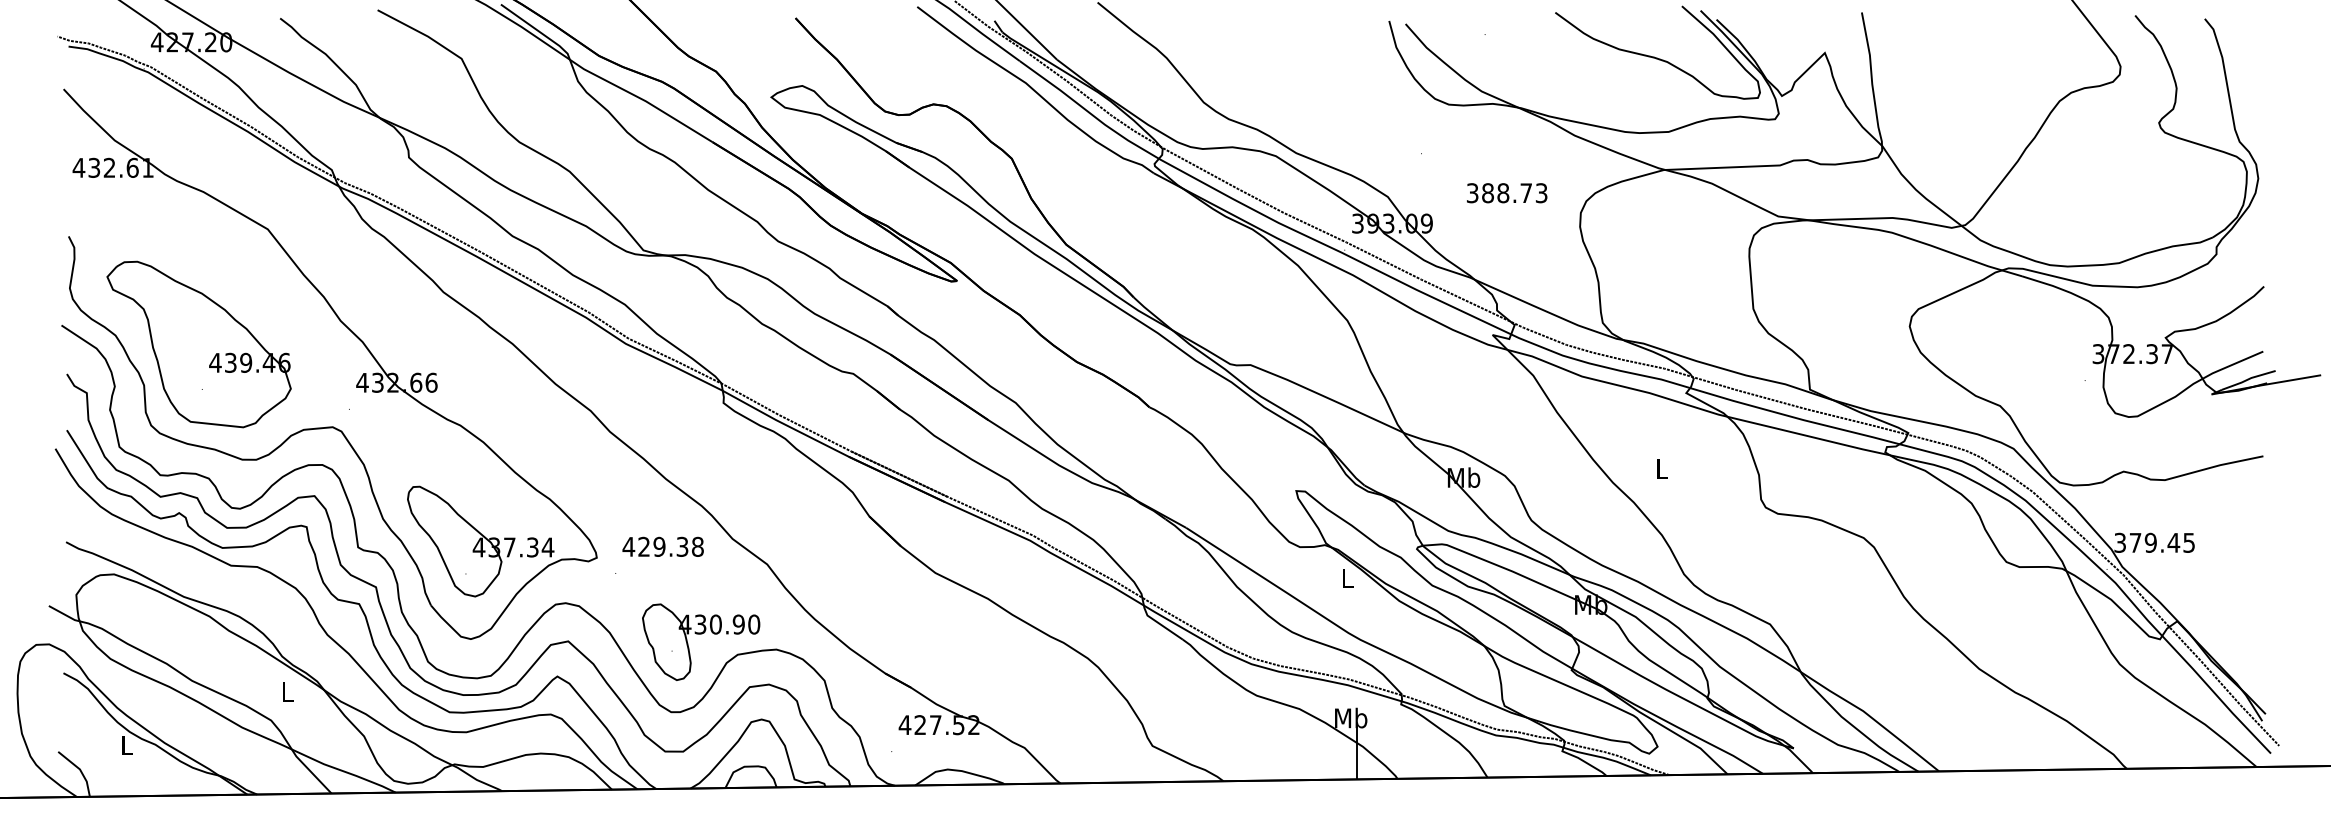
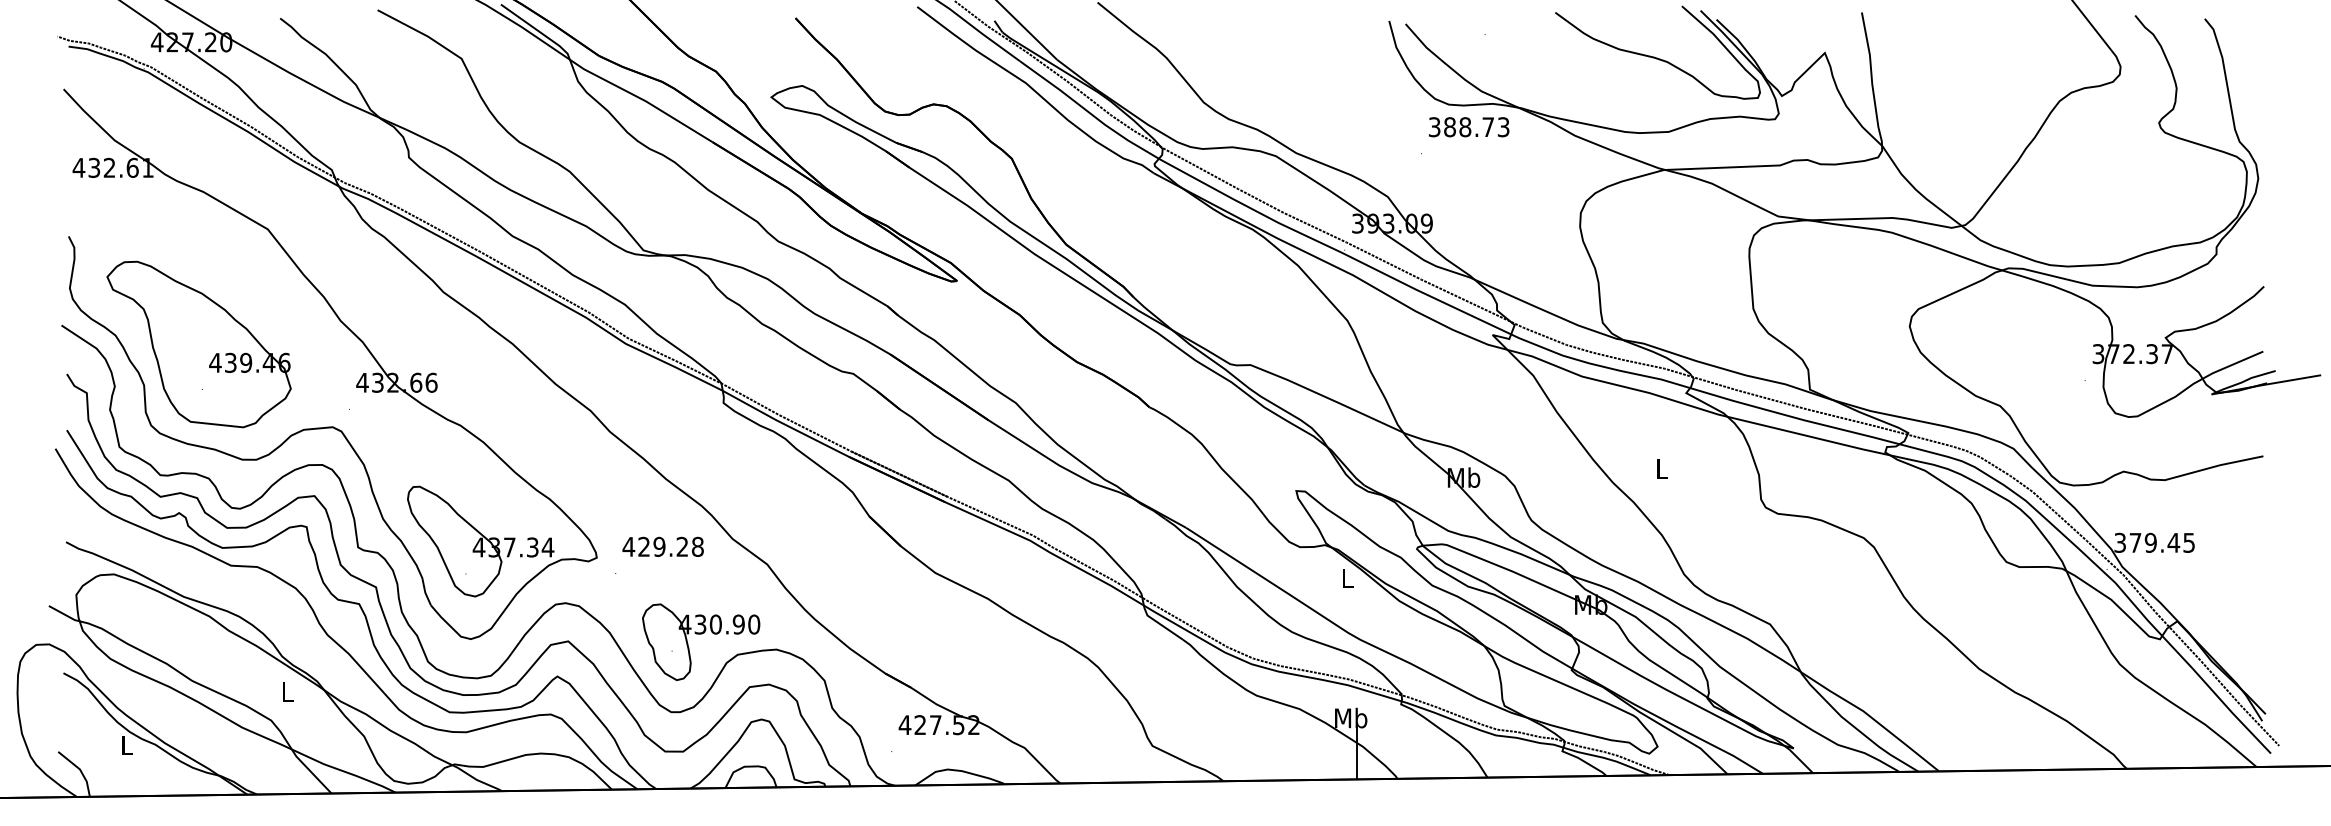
text position: (1507, 193) -> (1469, 127) (1469, 127)
text: 429.38 -> 429.28 (682, 546)
